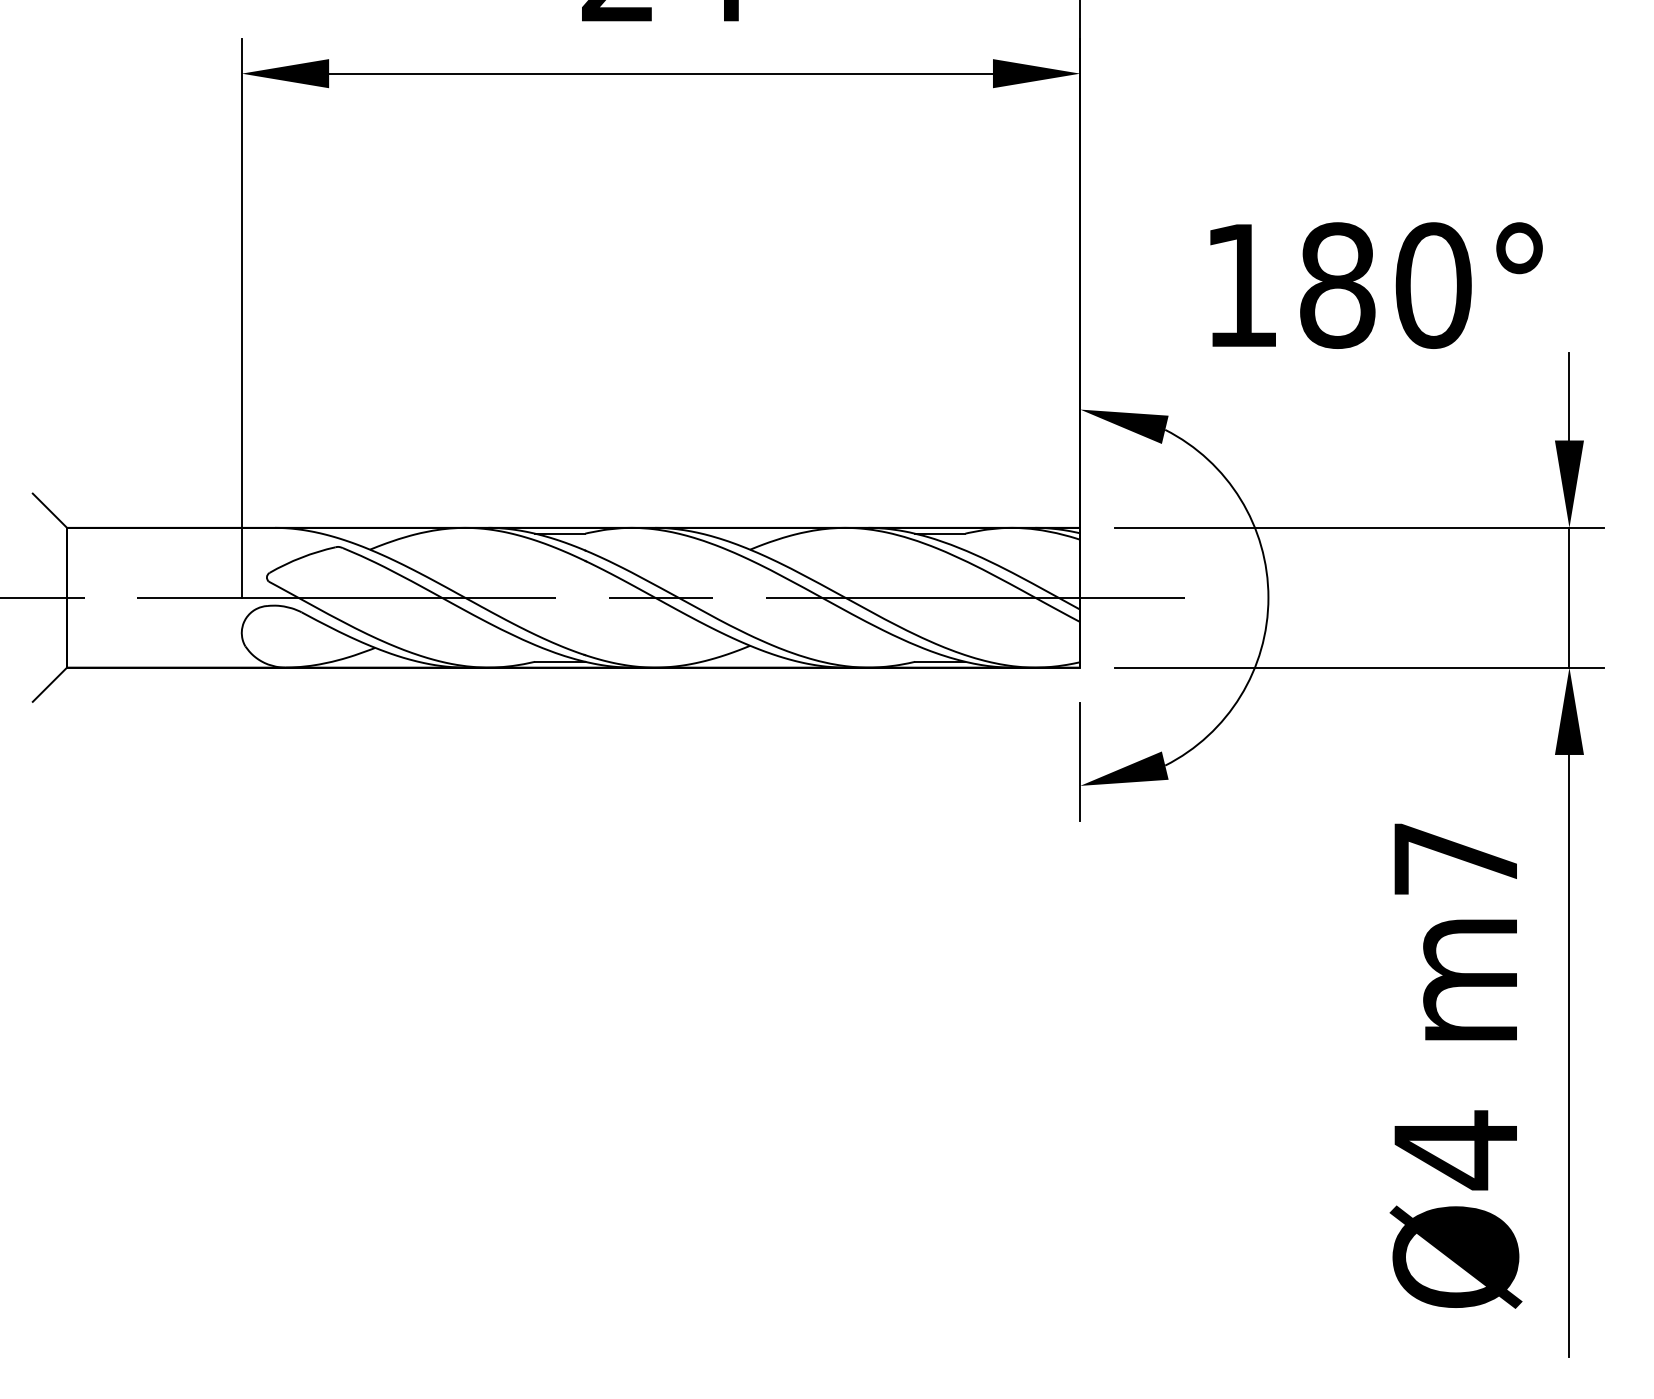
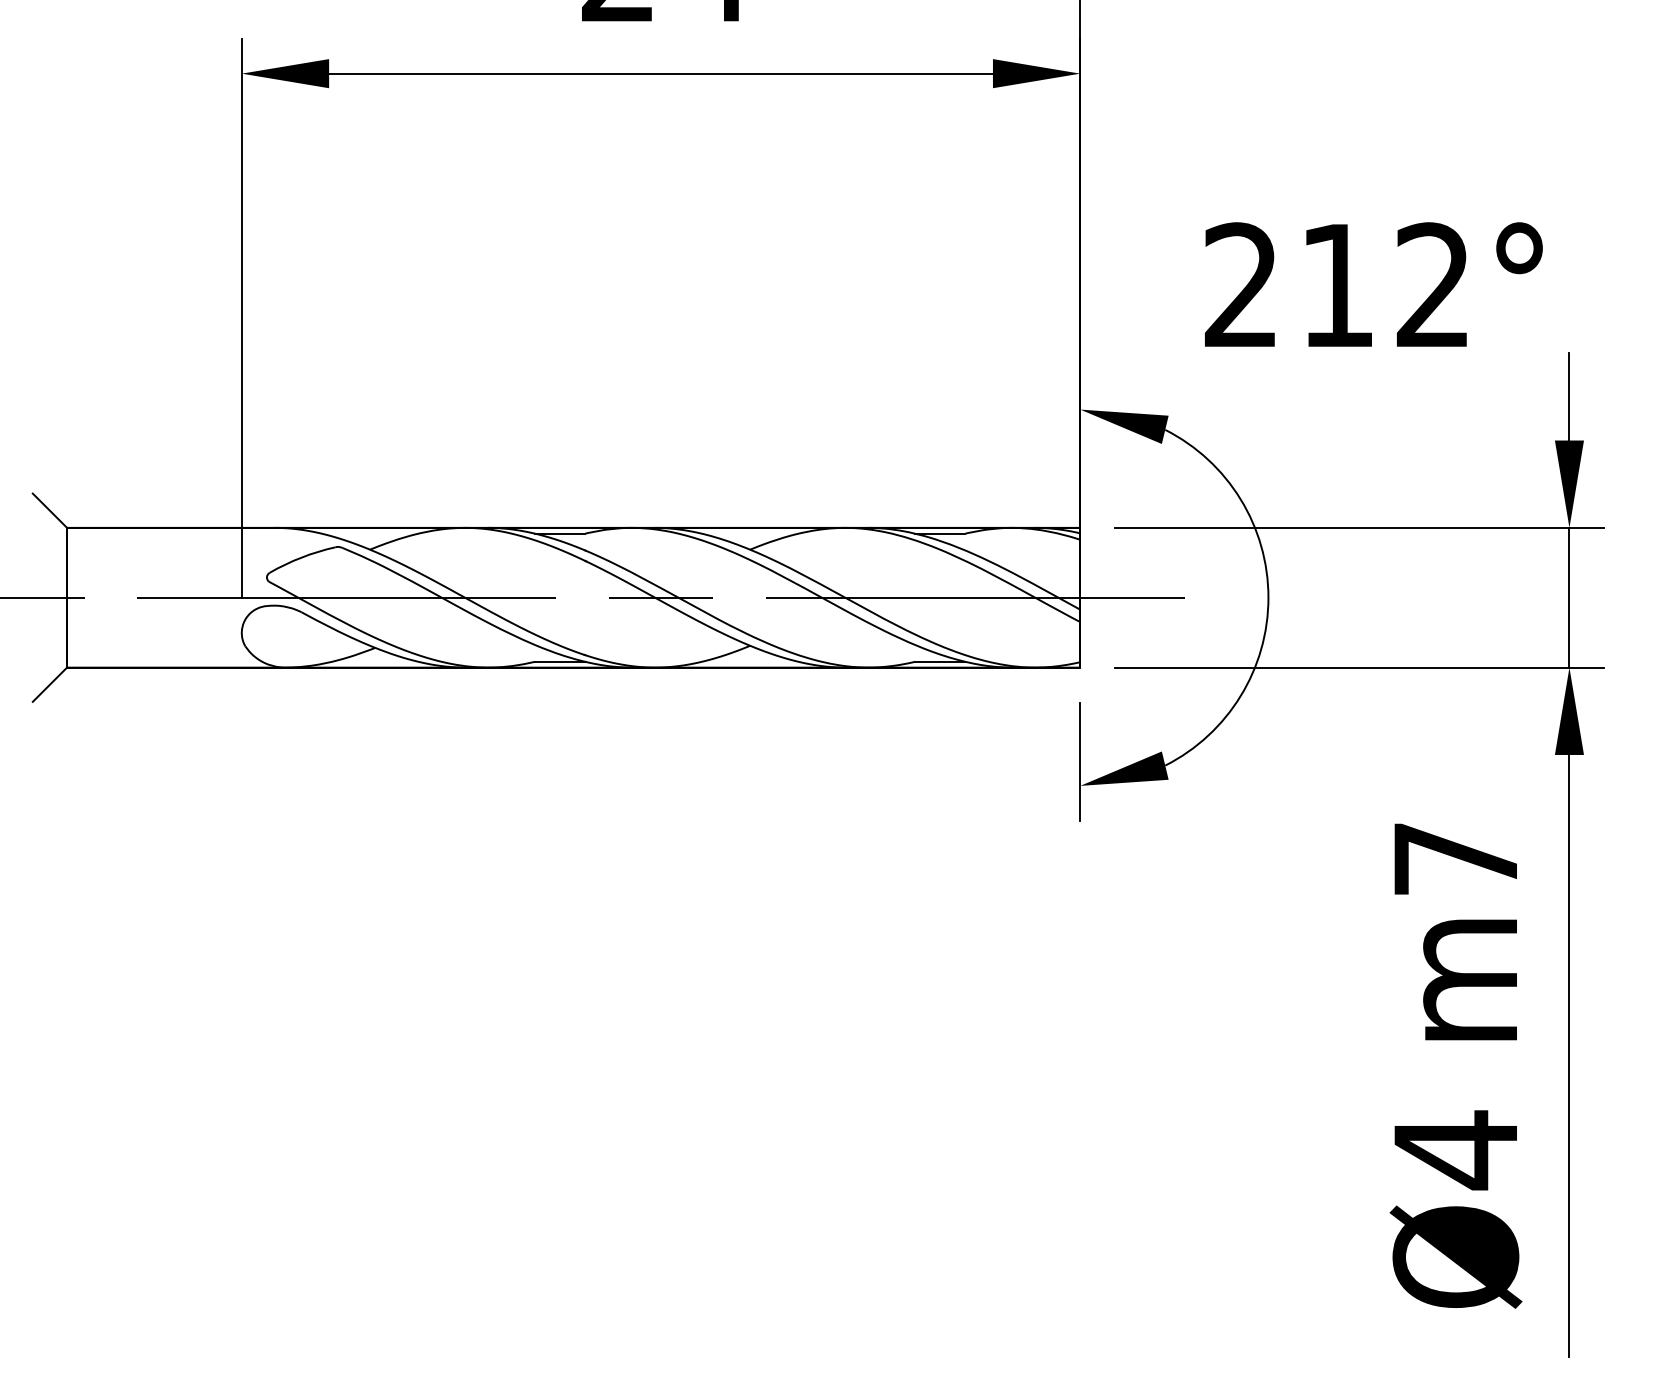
text: 180° -> 212° (1338, 285)
